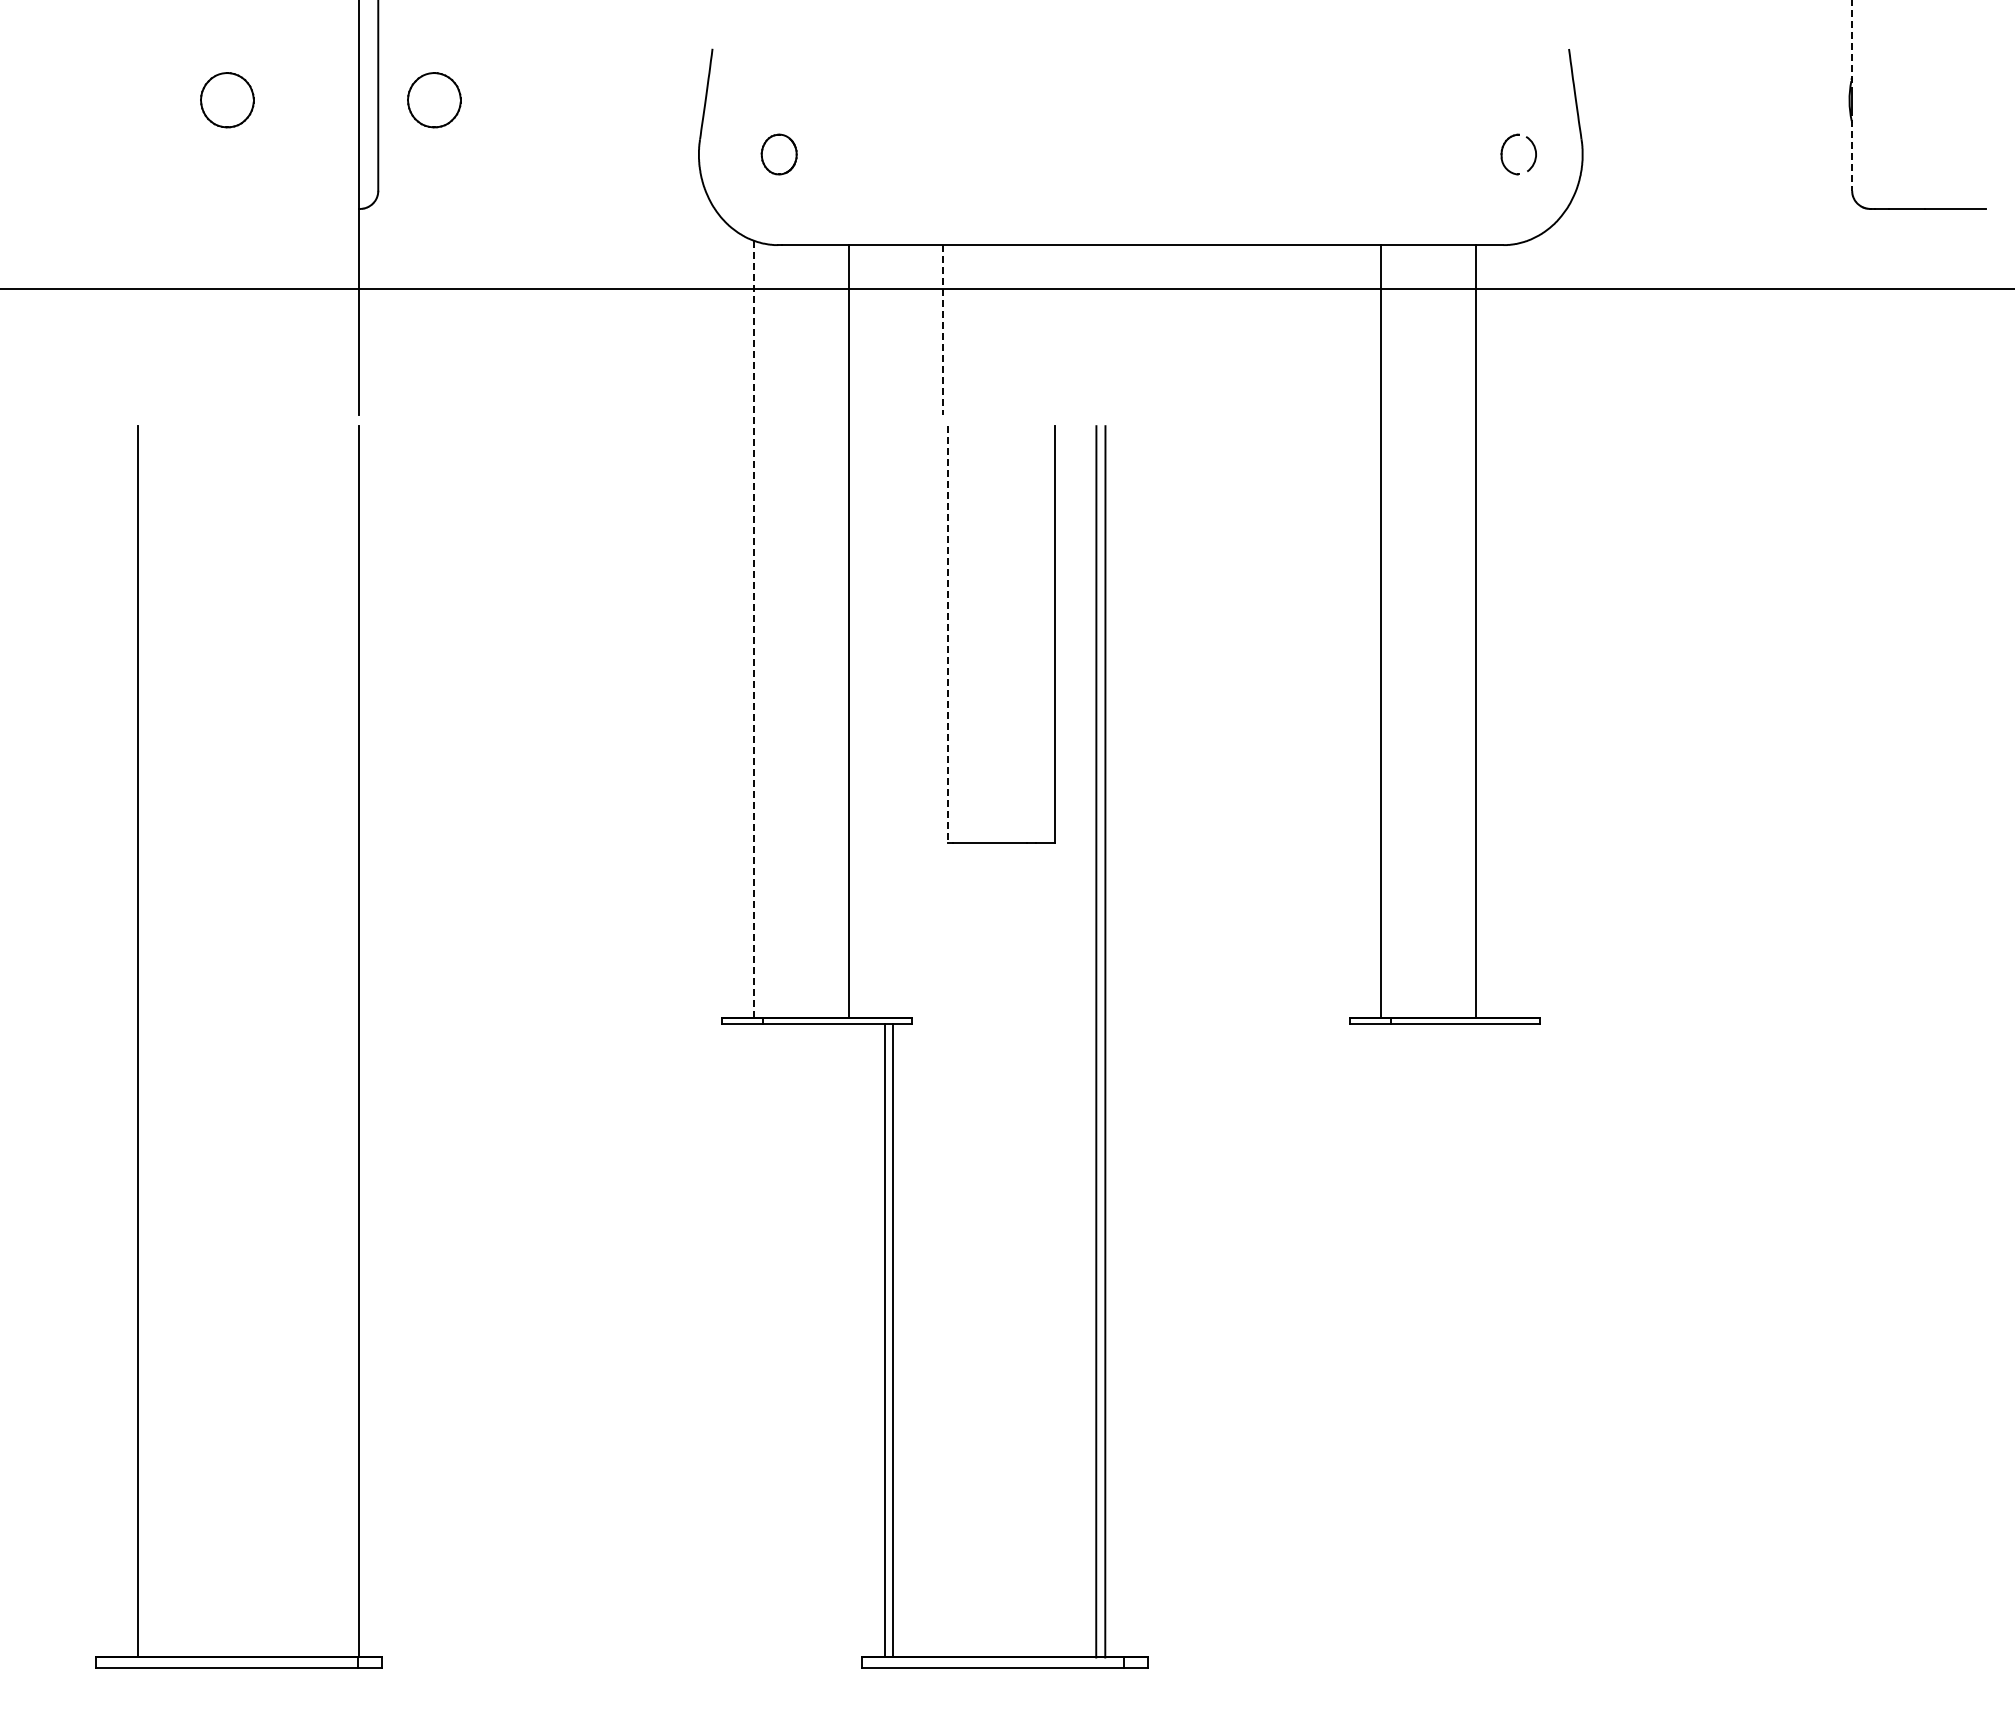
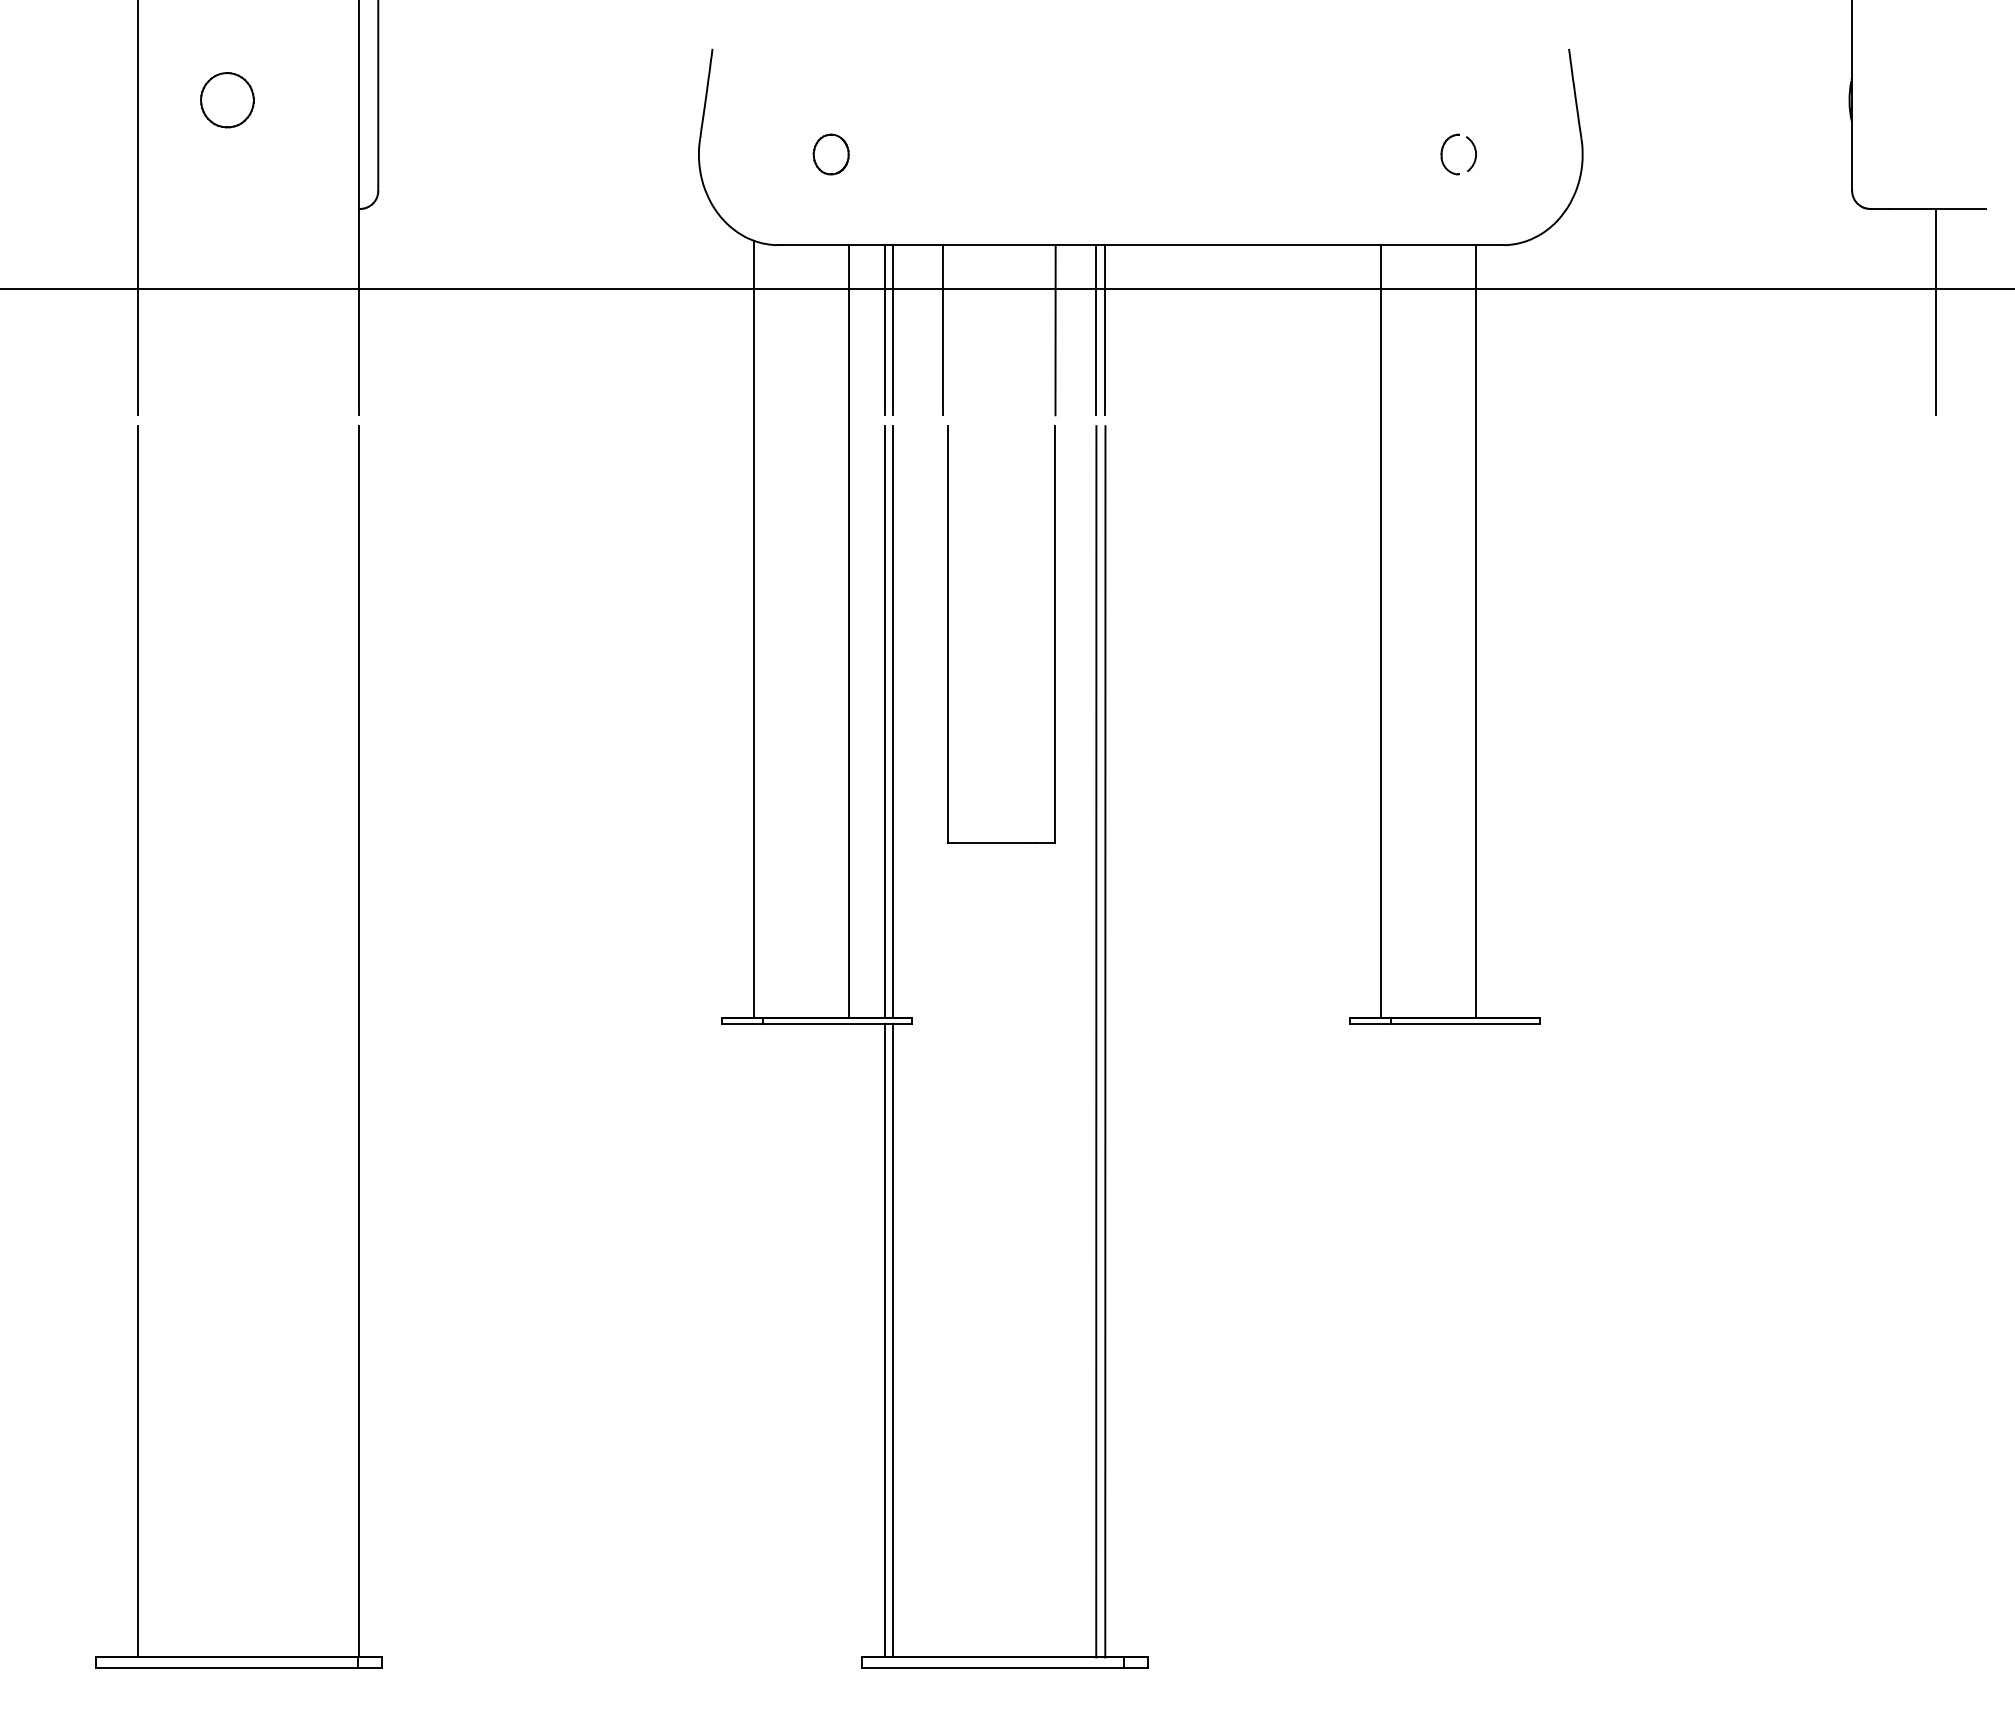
line: dashed -> solid (1852, 46)
part: present -> none (434, 100)
part position: (1503, 149) -> (1443, 149) (1443, 149)
line: dashed -> solid (1852, 149)
part position: (778, 154) -> (830, 154) (830, 154)
line: none -> present (138, 208)
line: none -> present (1935, 311)
line: none -> present (884, 330)
line: none -> present (892, 330)
line: dashed -> solid (942, 330)
line: none -> present (1055, 330)
line: none -> present (1096, 330)
line: none -> present (1105, 330)
line: dashed -> solid (754, 629)
line: dashed -> solid (947, 634)
line: none -> present (884, 722)
line: none -> present (892, 722)
